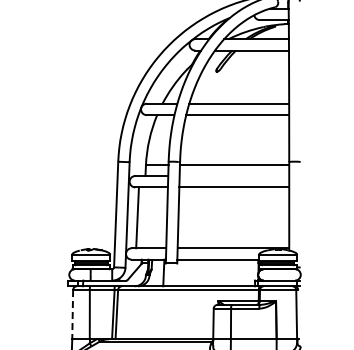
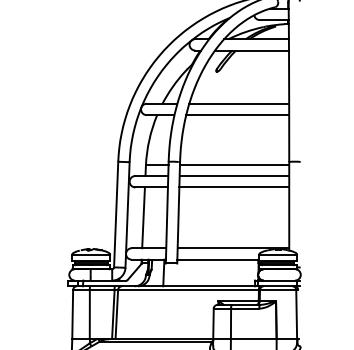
line: none -> present (234, 176)
line position: (137, 217) -> (143, 217) (143, 217)
line: dashed -> solid (72, 314)
